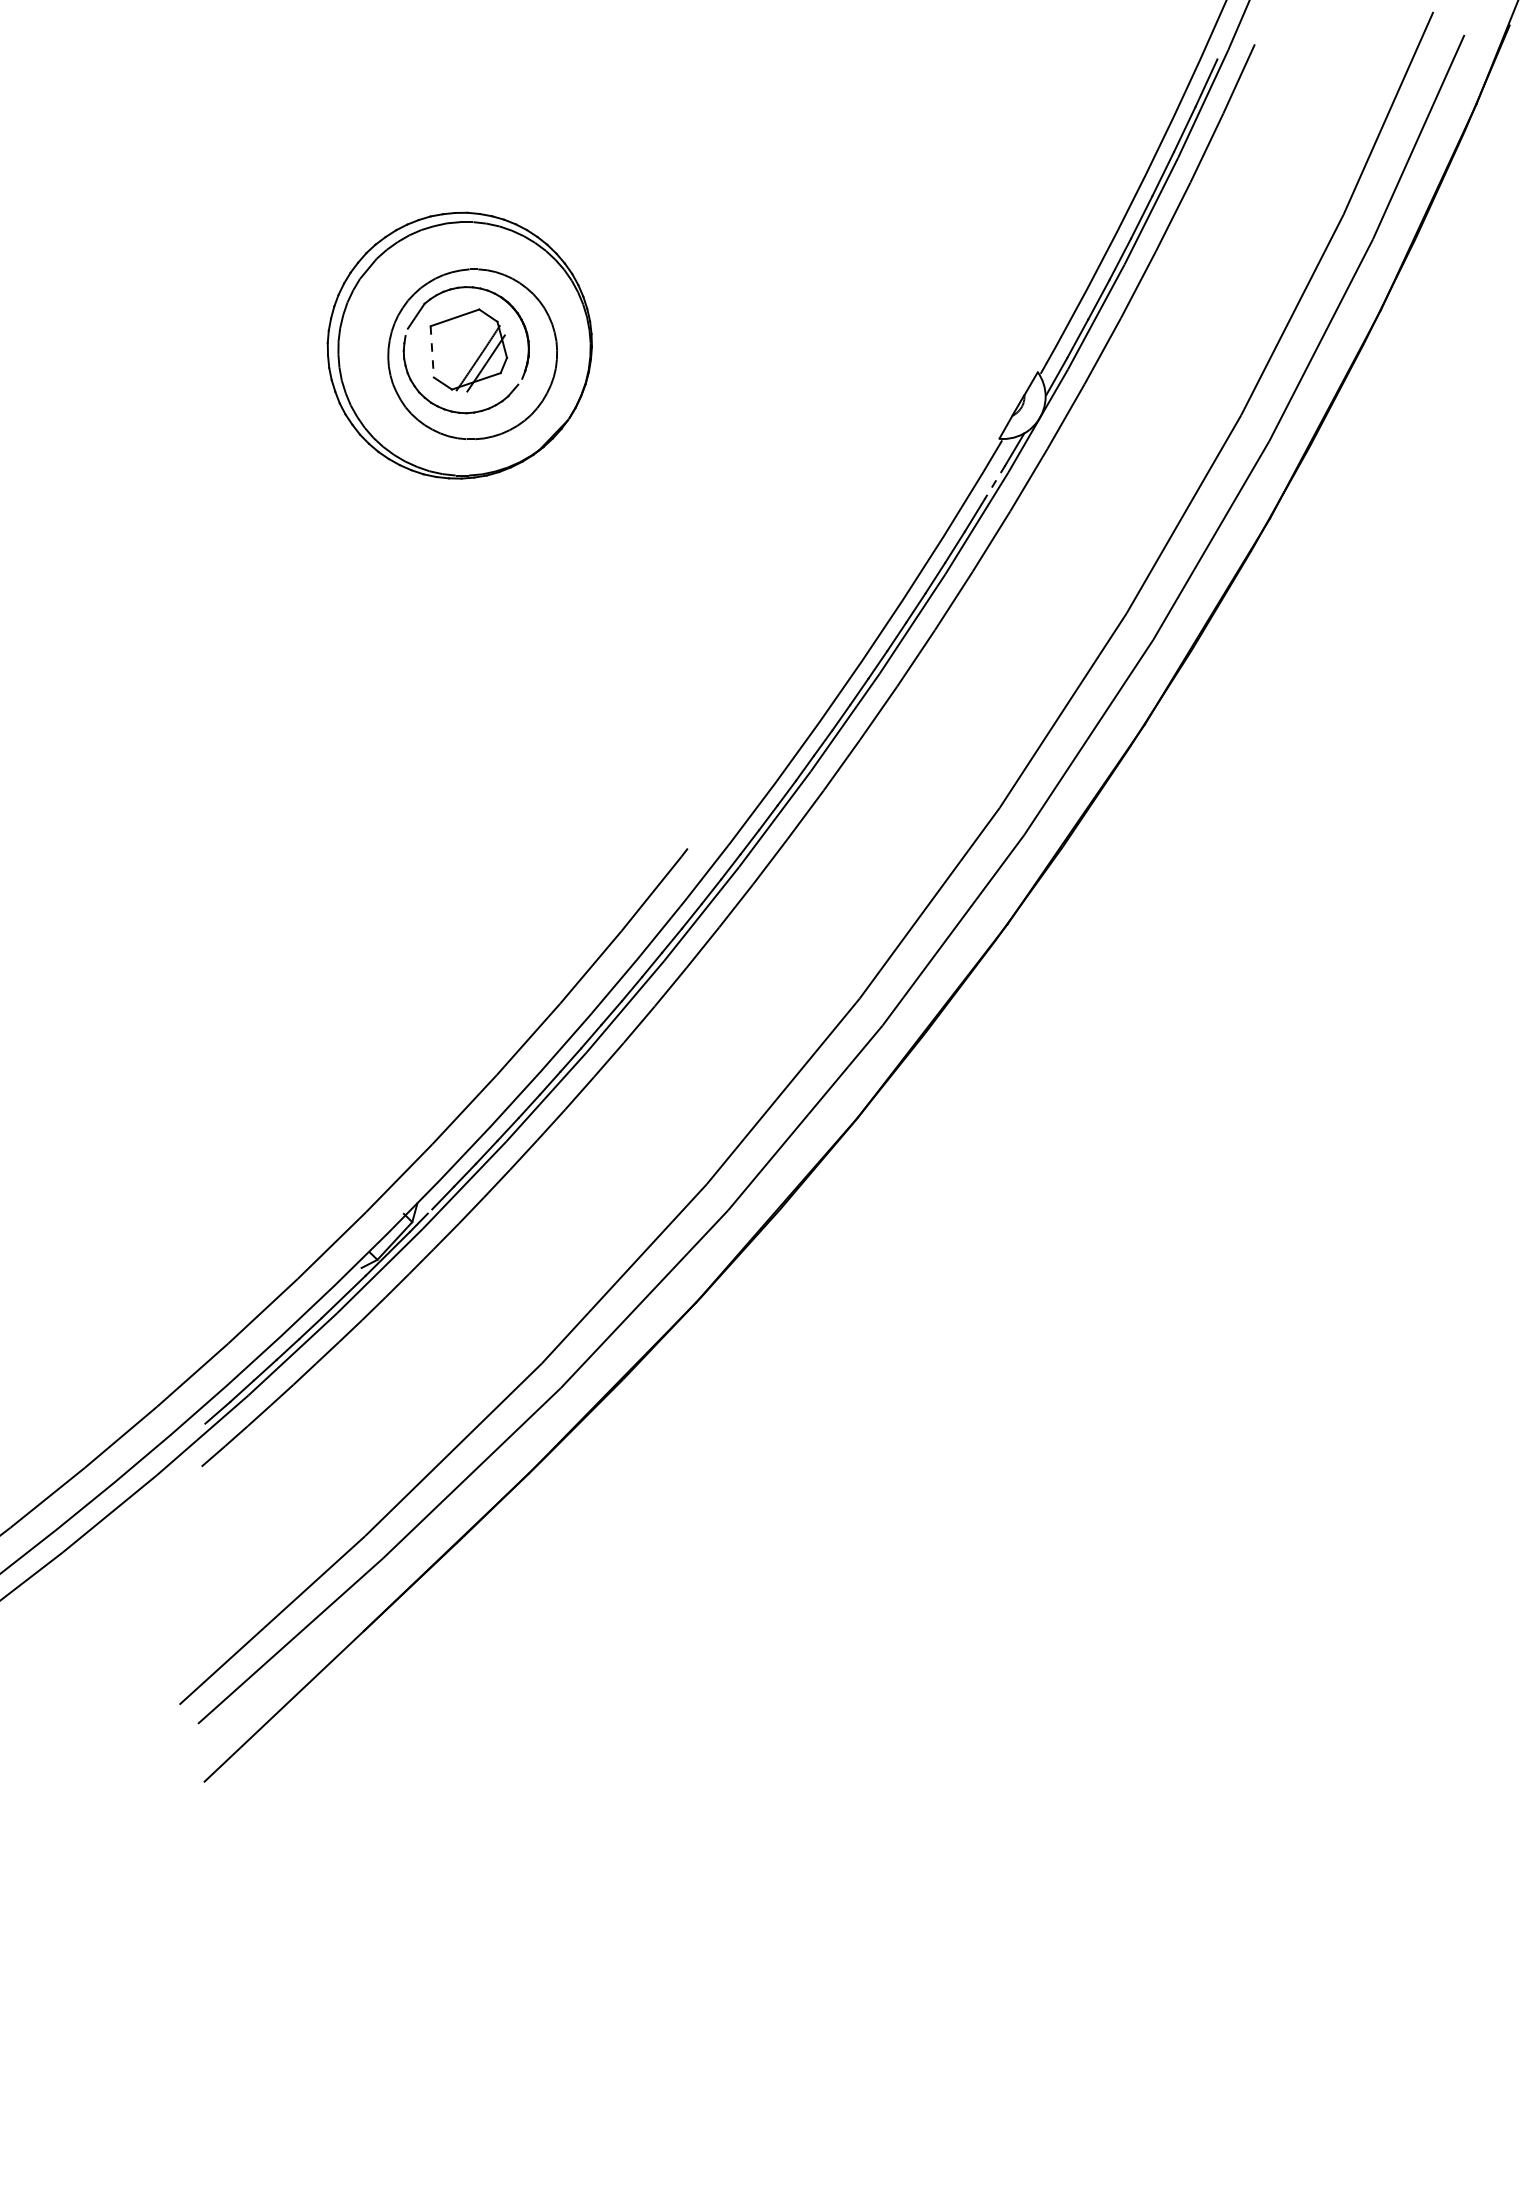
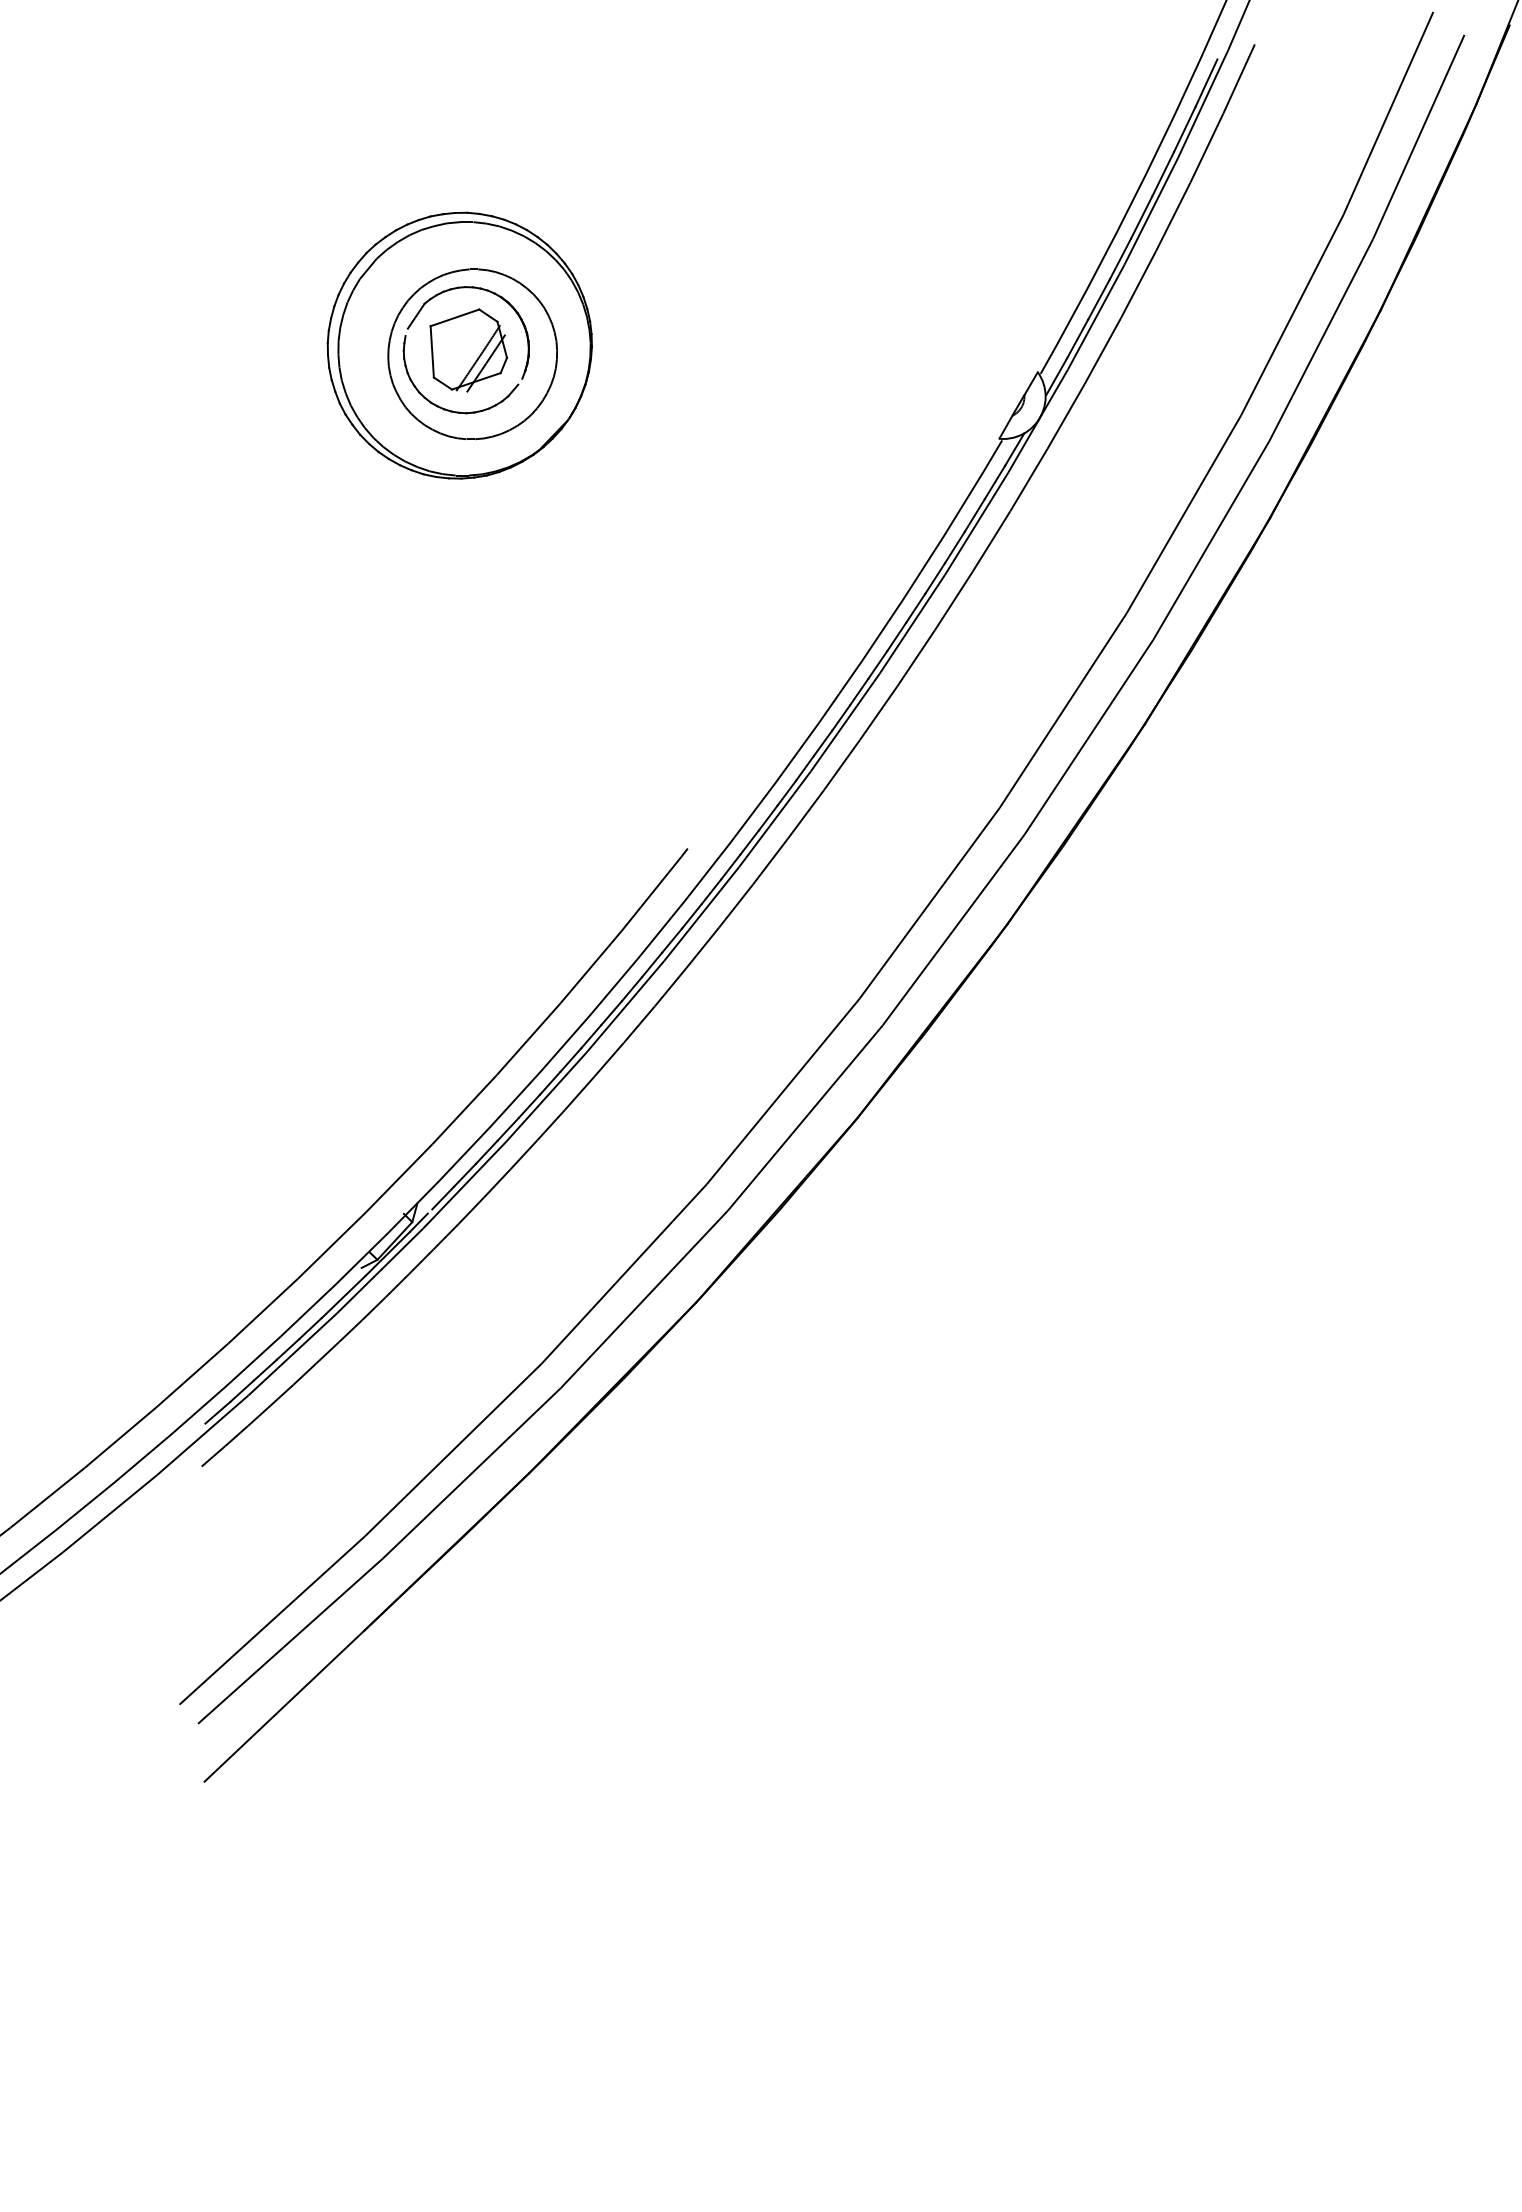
line: dashed -> solid (432, 351)
line: dashed -> solid (994, 482)
